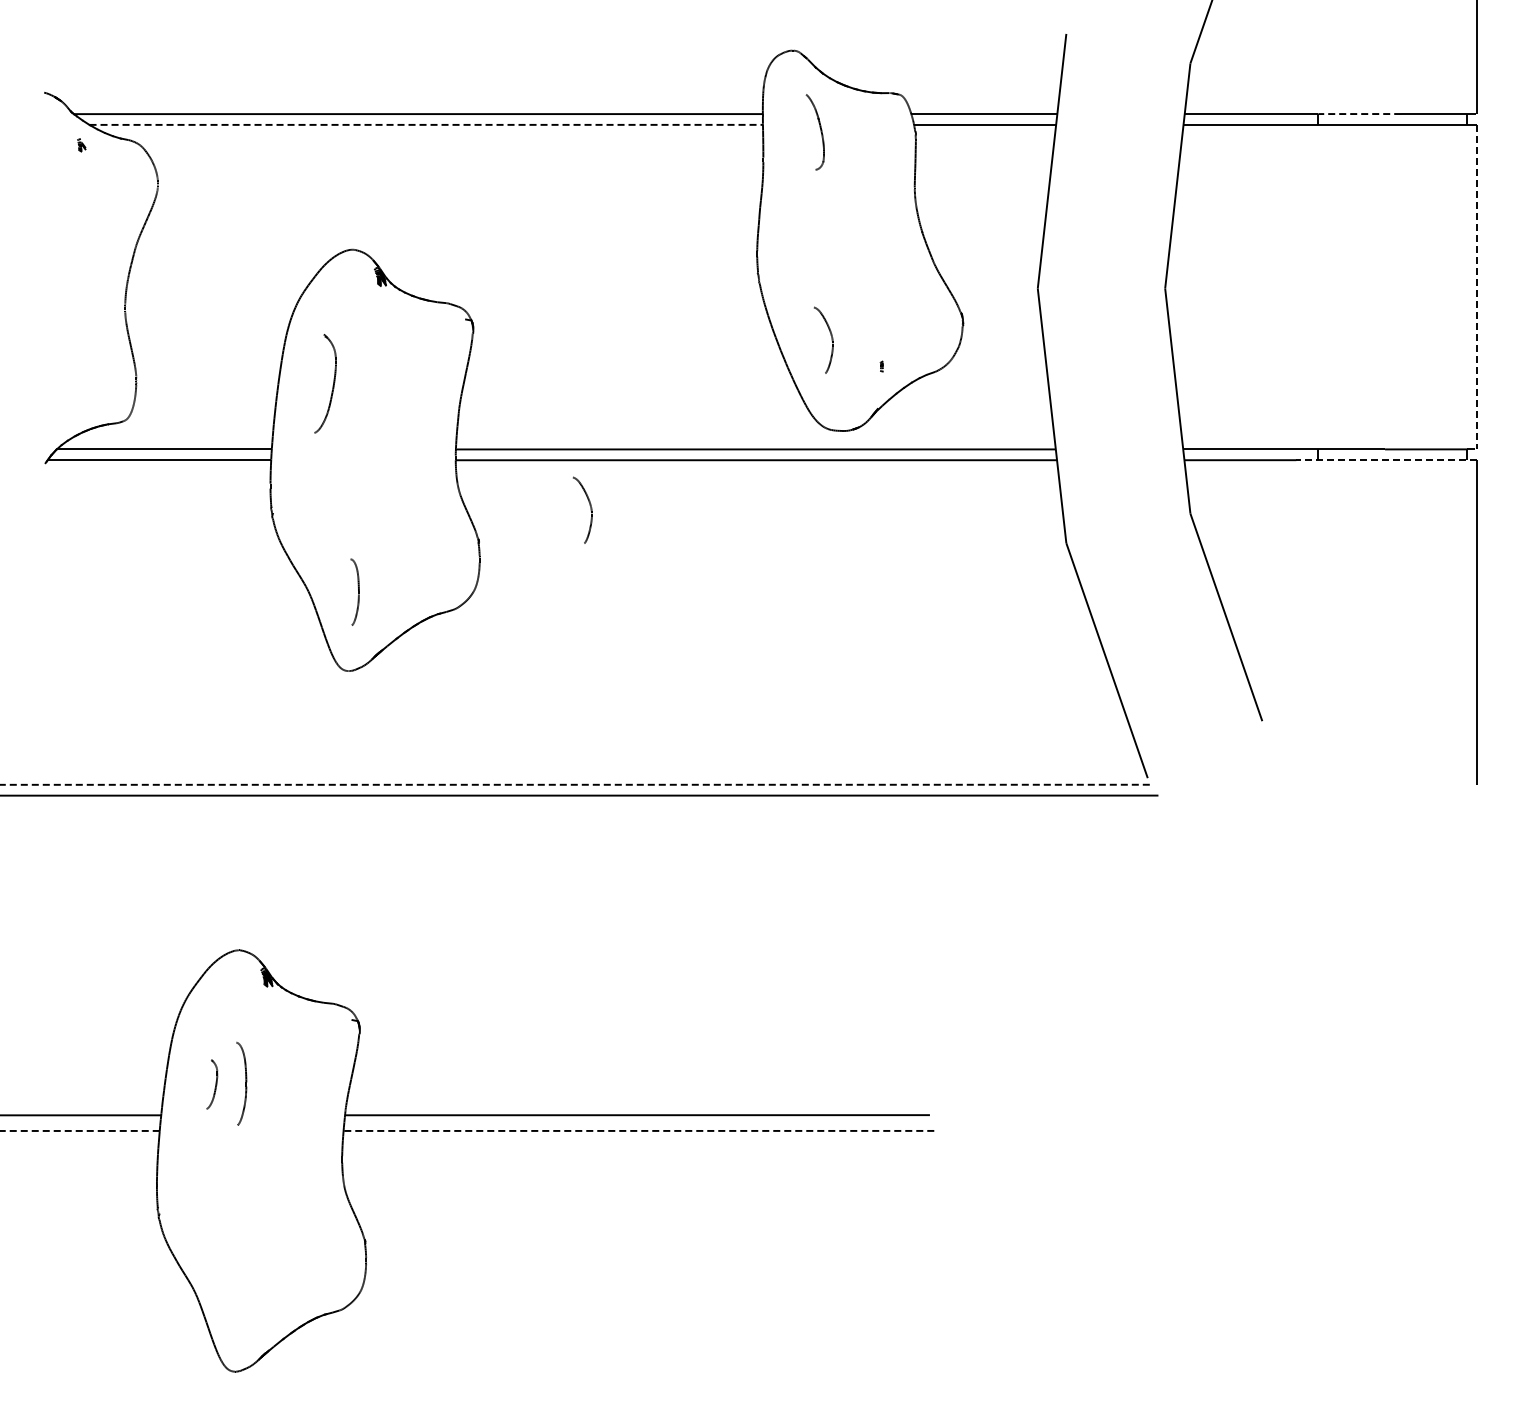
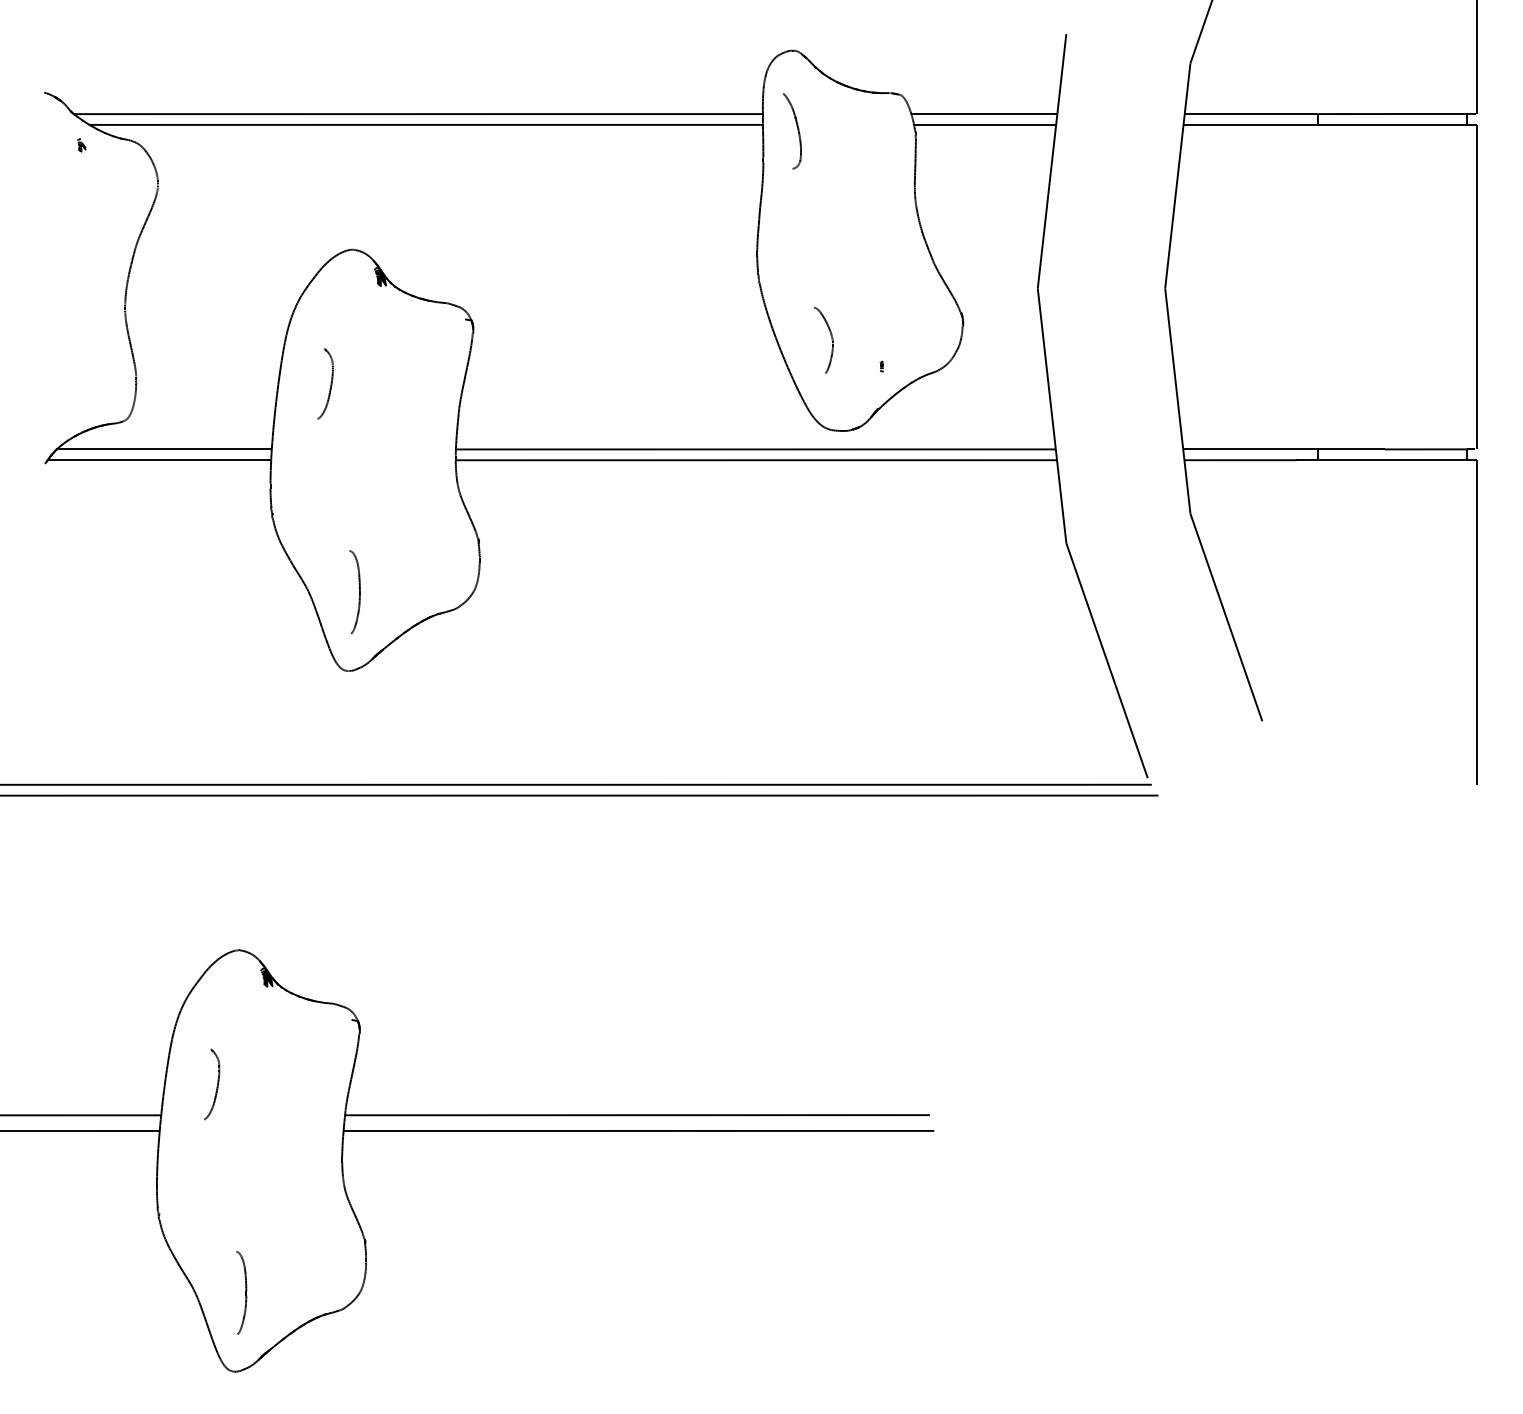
line: dashed -> solid (1359, 114)
line: dashed -> solid (426, 124)
part position: (814, 132) -> (791, 131) (791, 131)
line: dashed -> solid (1477, 287)
part size: 23x100 px -> 17x72 px (325, 383)
line: dashed -> solid (1386, 460)
part: present -> none (590, 509)
part size: 10x68 px -> 12x85 px (354, 592)
line: dashed -> solid (576, 784)
part position: (241, 1083) -> (241, 1292) (241, 1292)
part size: 13x51 px -> 17x73 px (212, 1084)
line: dashed -> solid (79, 1130)
line: dashed -> solid (638, 1130)
